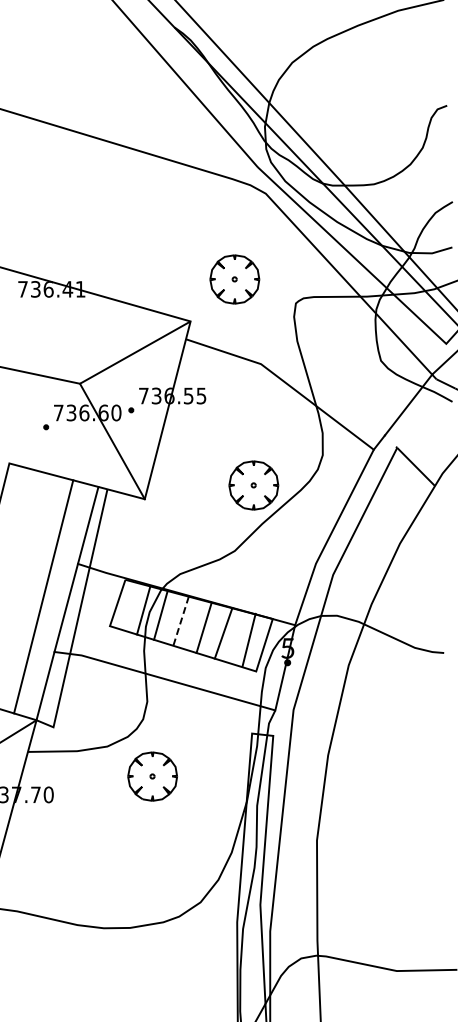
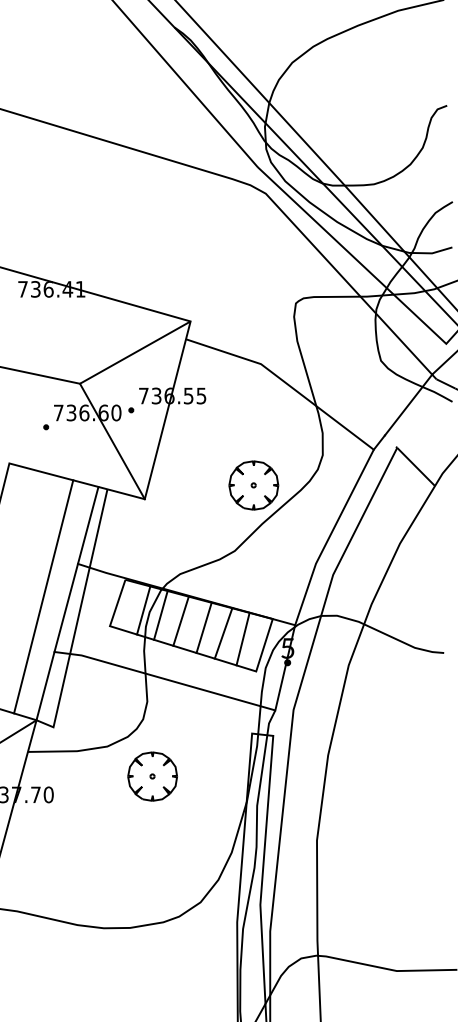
part: present -> none (234, 279)
line: dashed -> solid (181, 621)
line position: (248, 639) -> (242, 638) (242, 638)
